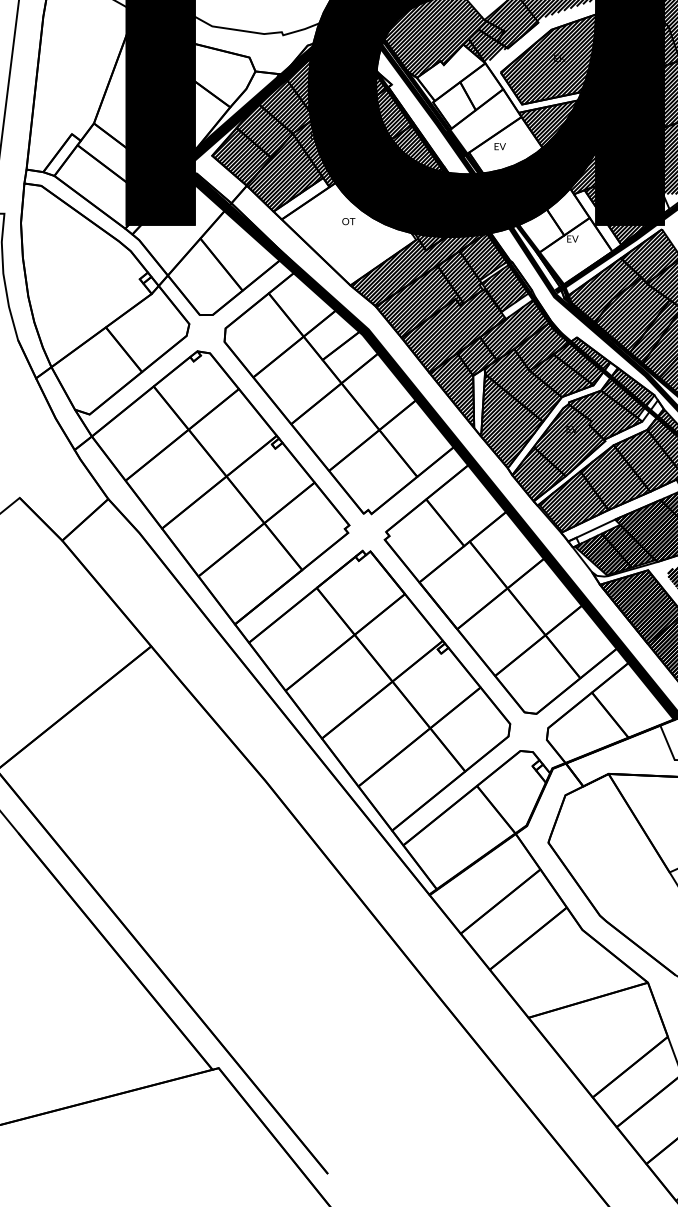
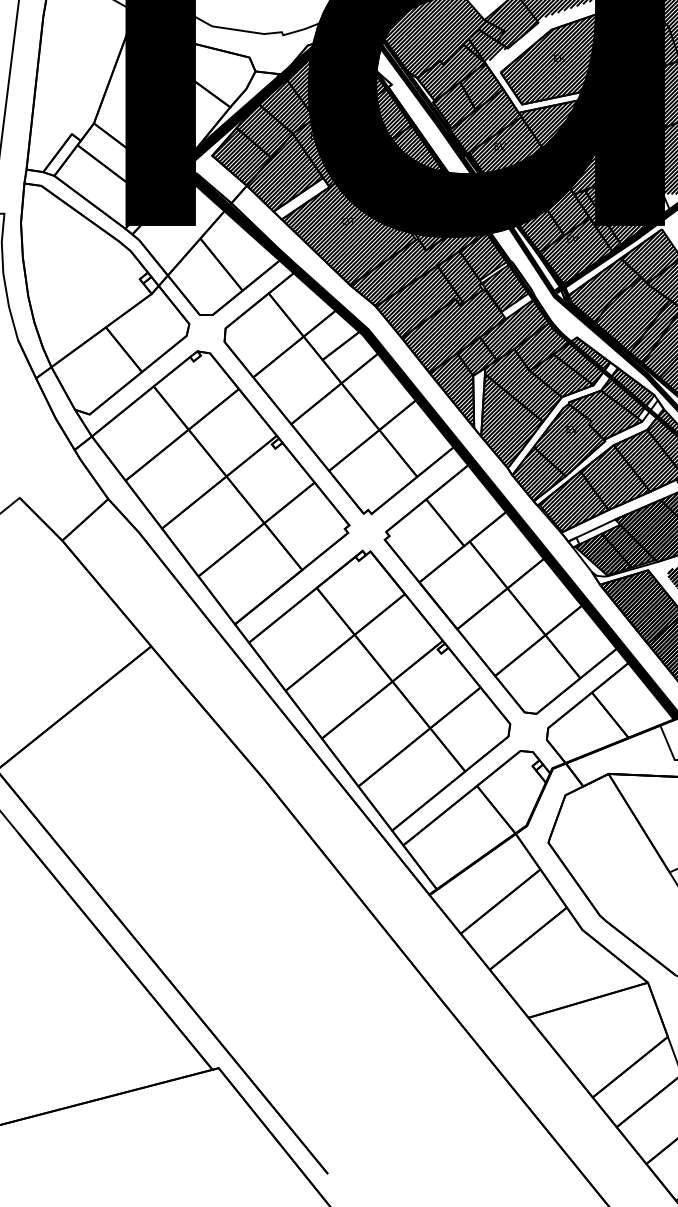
hatch: none -> present (518, 165)
hatch: none -> present (348, 224)
